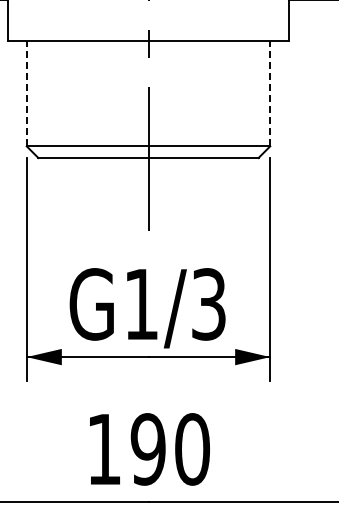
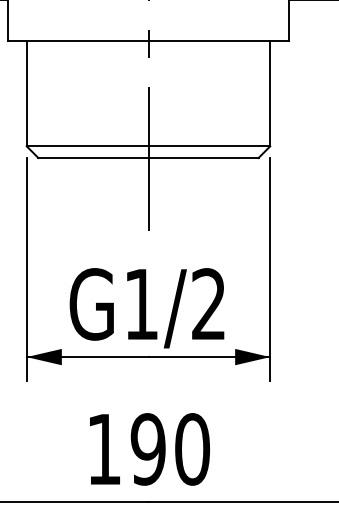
line: dashed -> solid (26, 93)
line: dashed -> solid (270, 93)
text: G1/3 -> G1/2 (208, 304)
